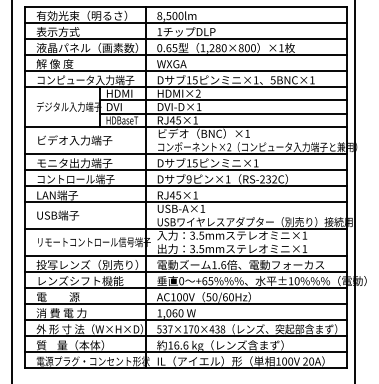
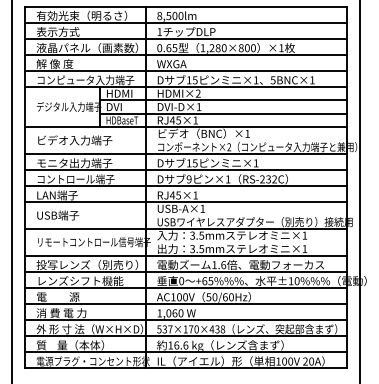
line position: (355, 191) -> (360, 191) (360, 191)
